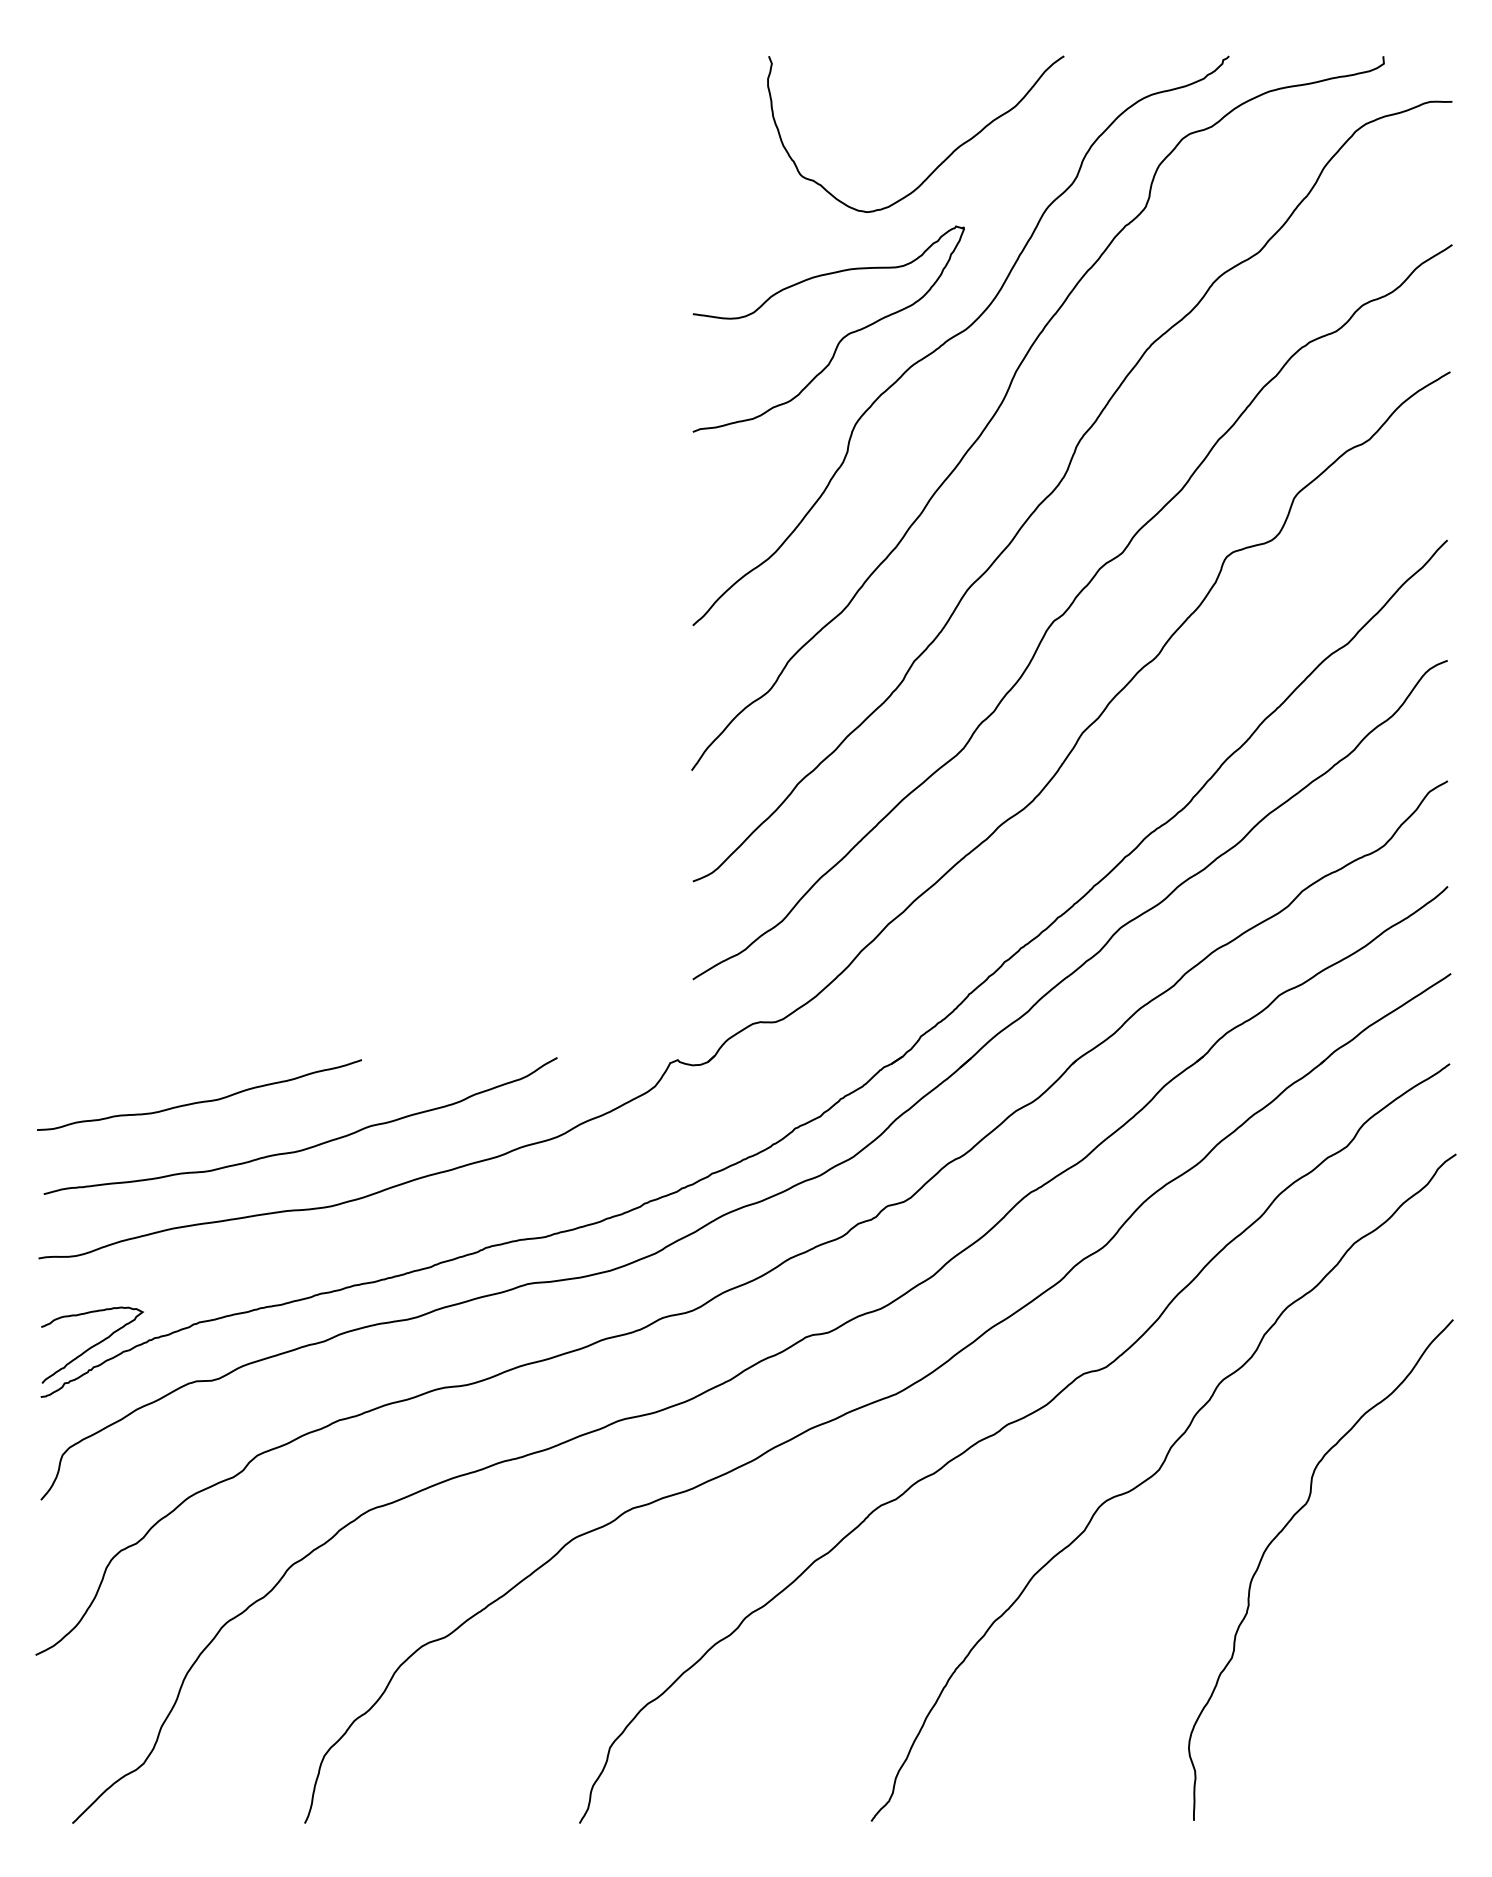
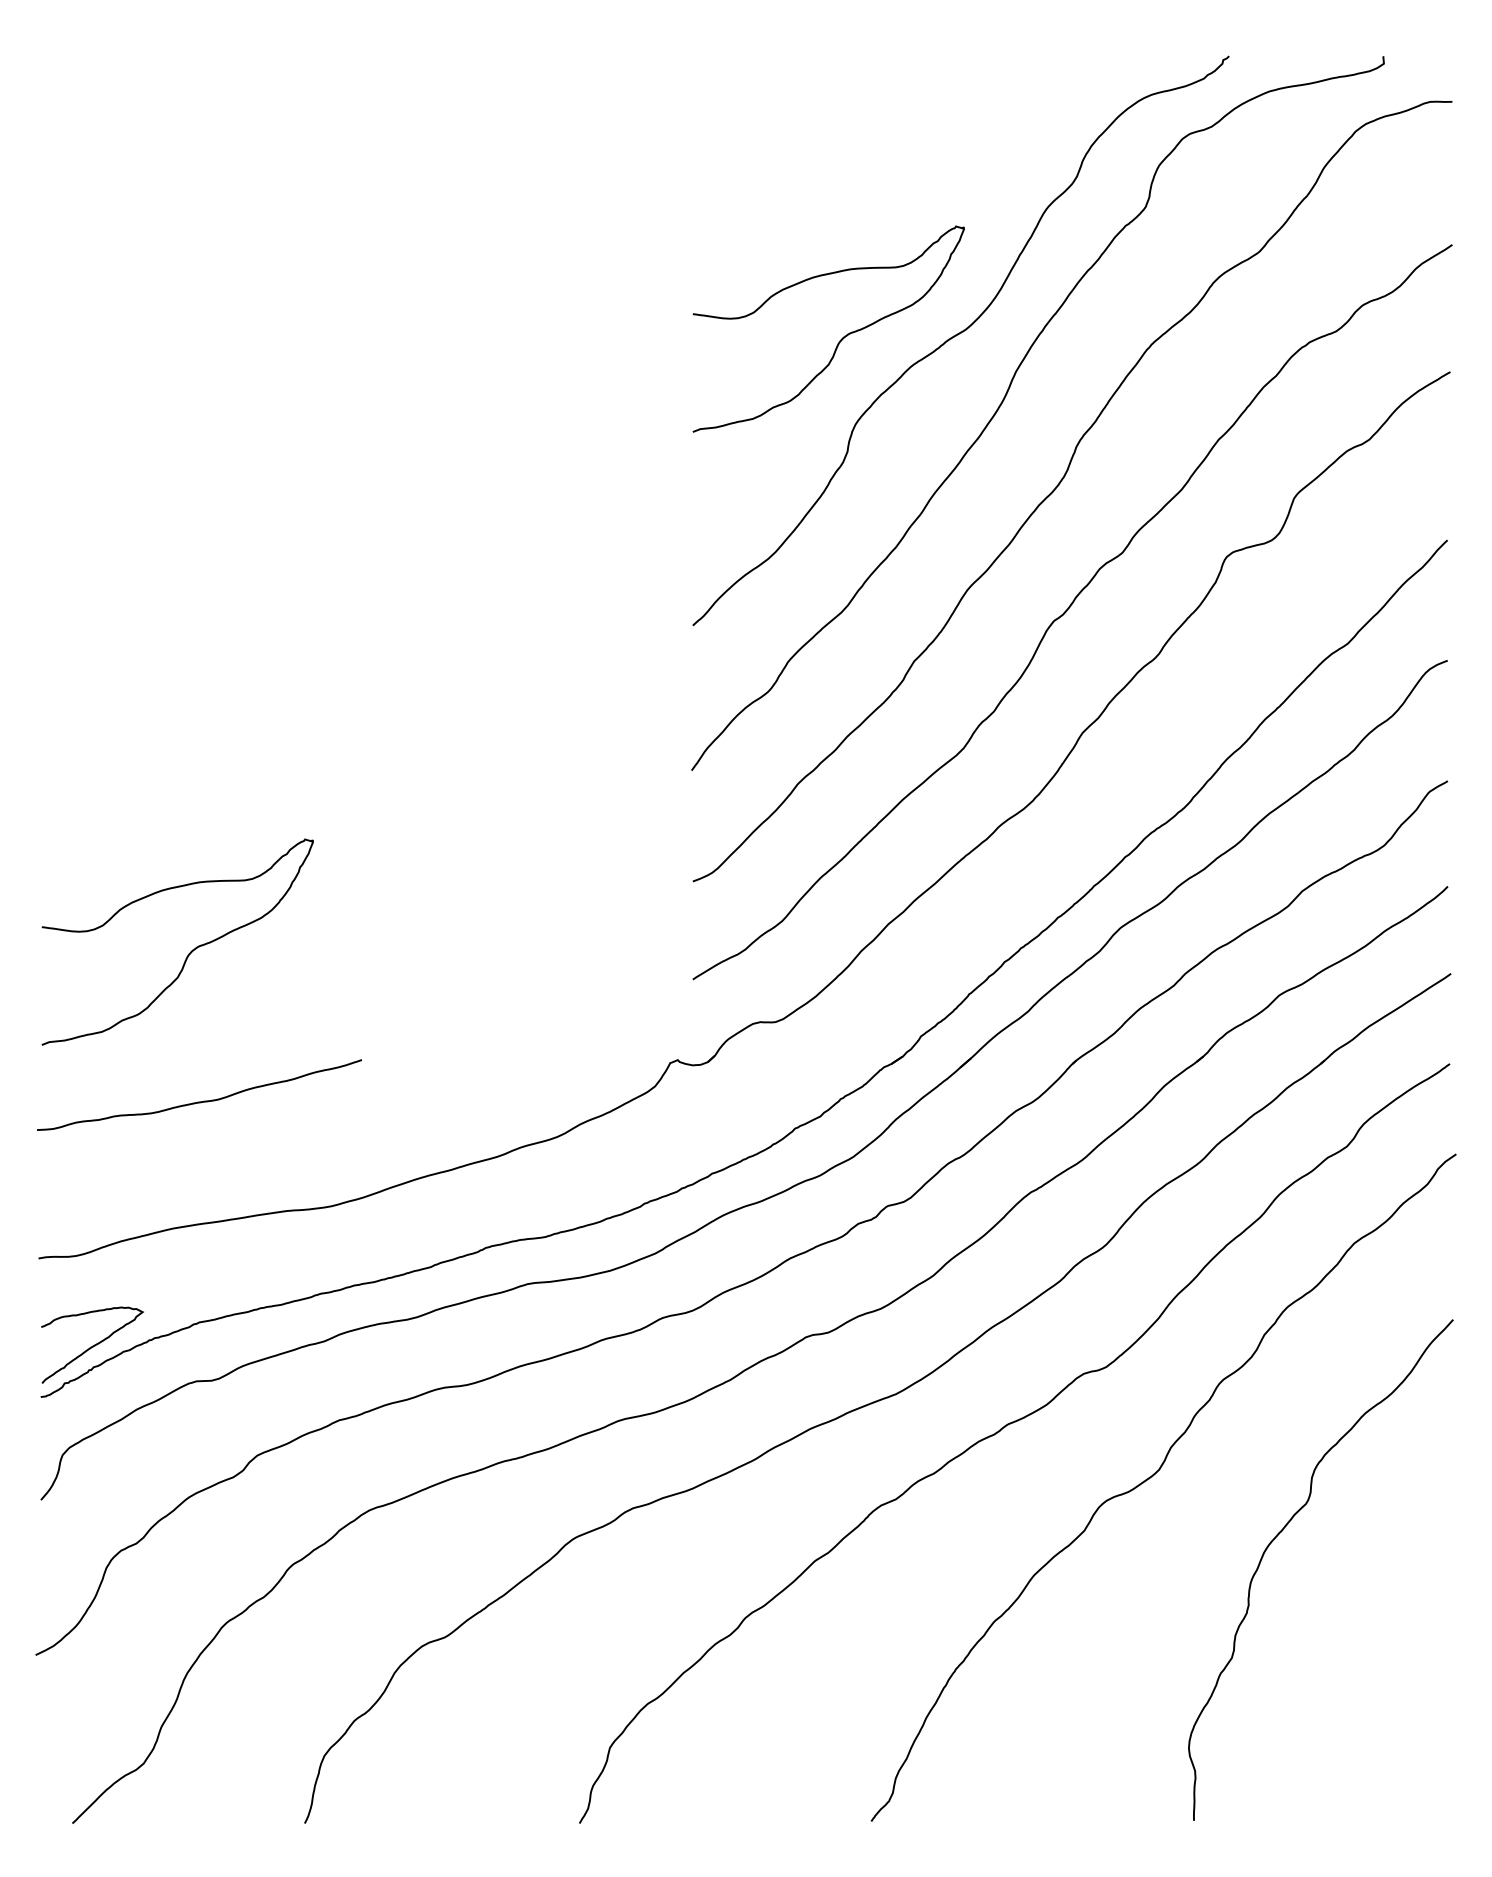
curve: present -> none (943, 160)
curve: none -> present (189, 952)
curve: present -> none (307, 1147)
